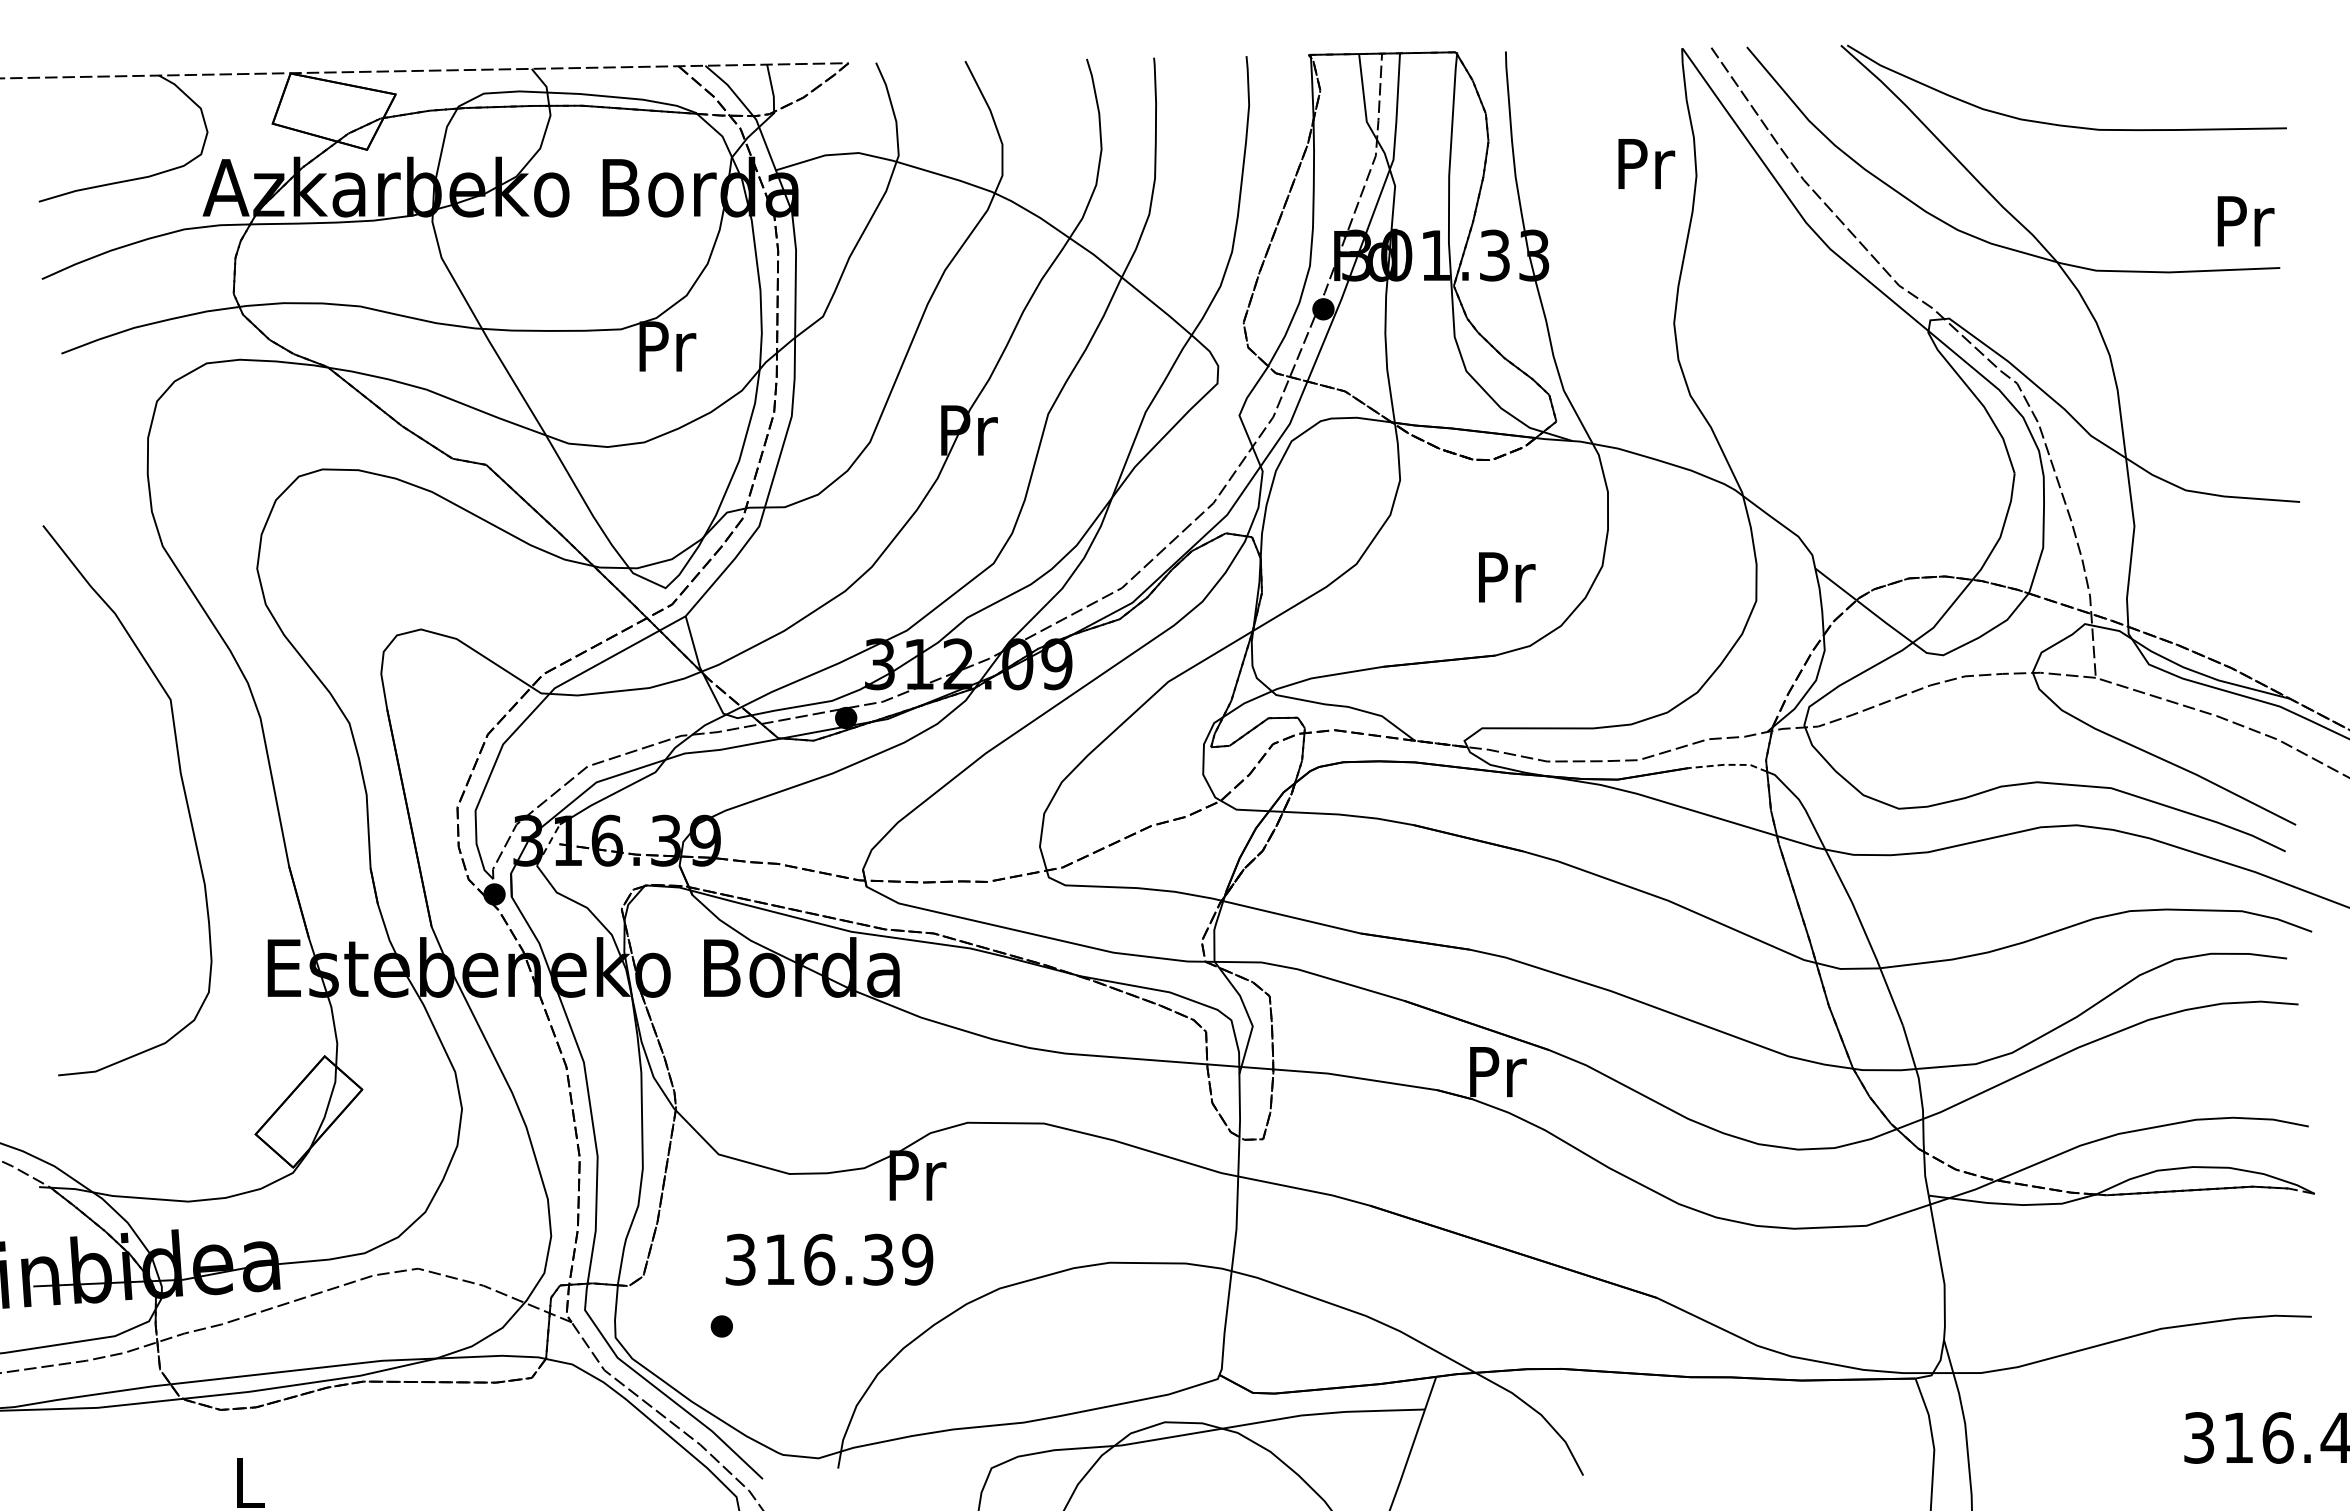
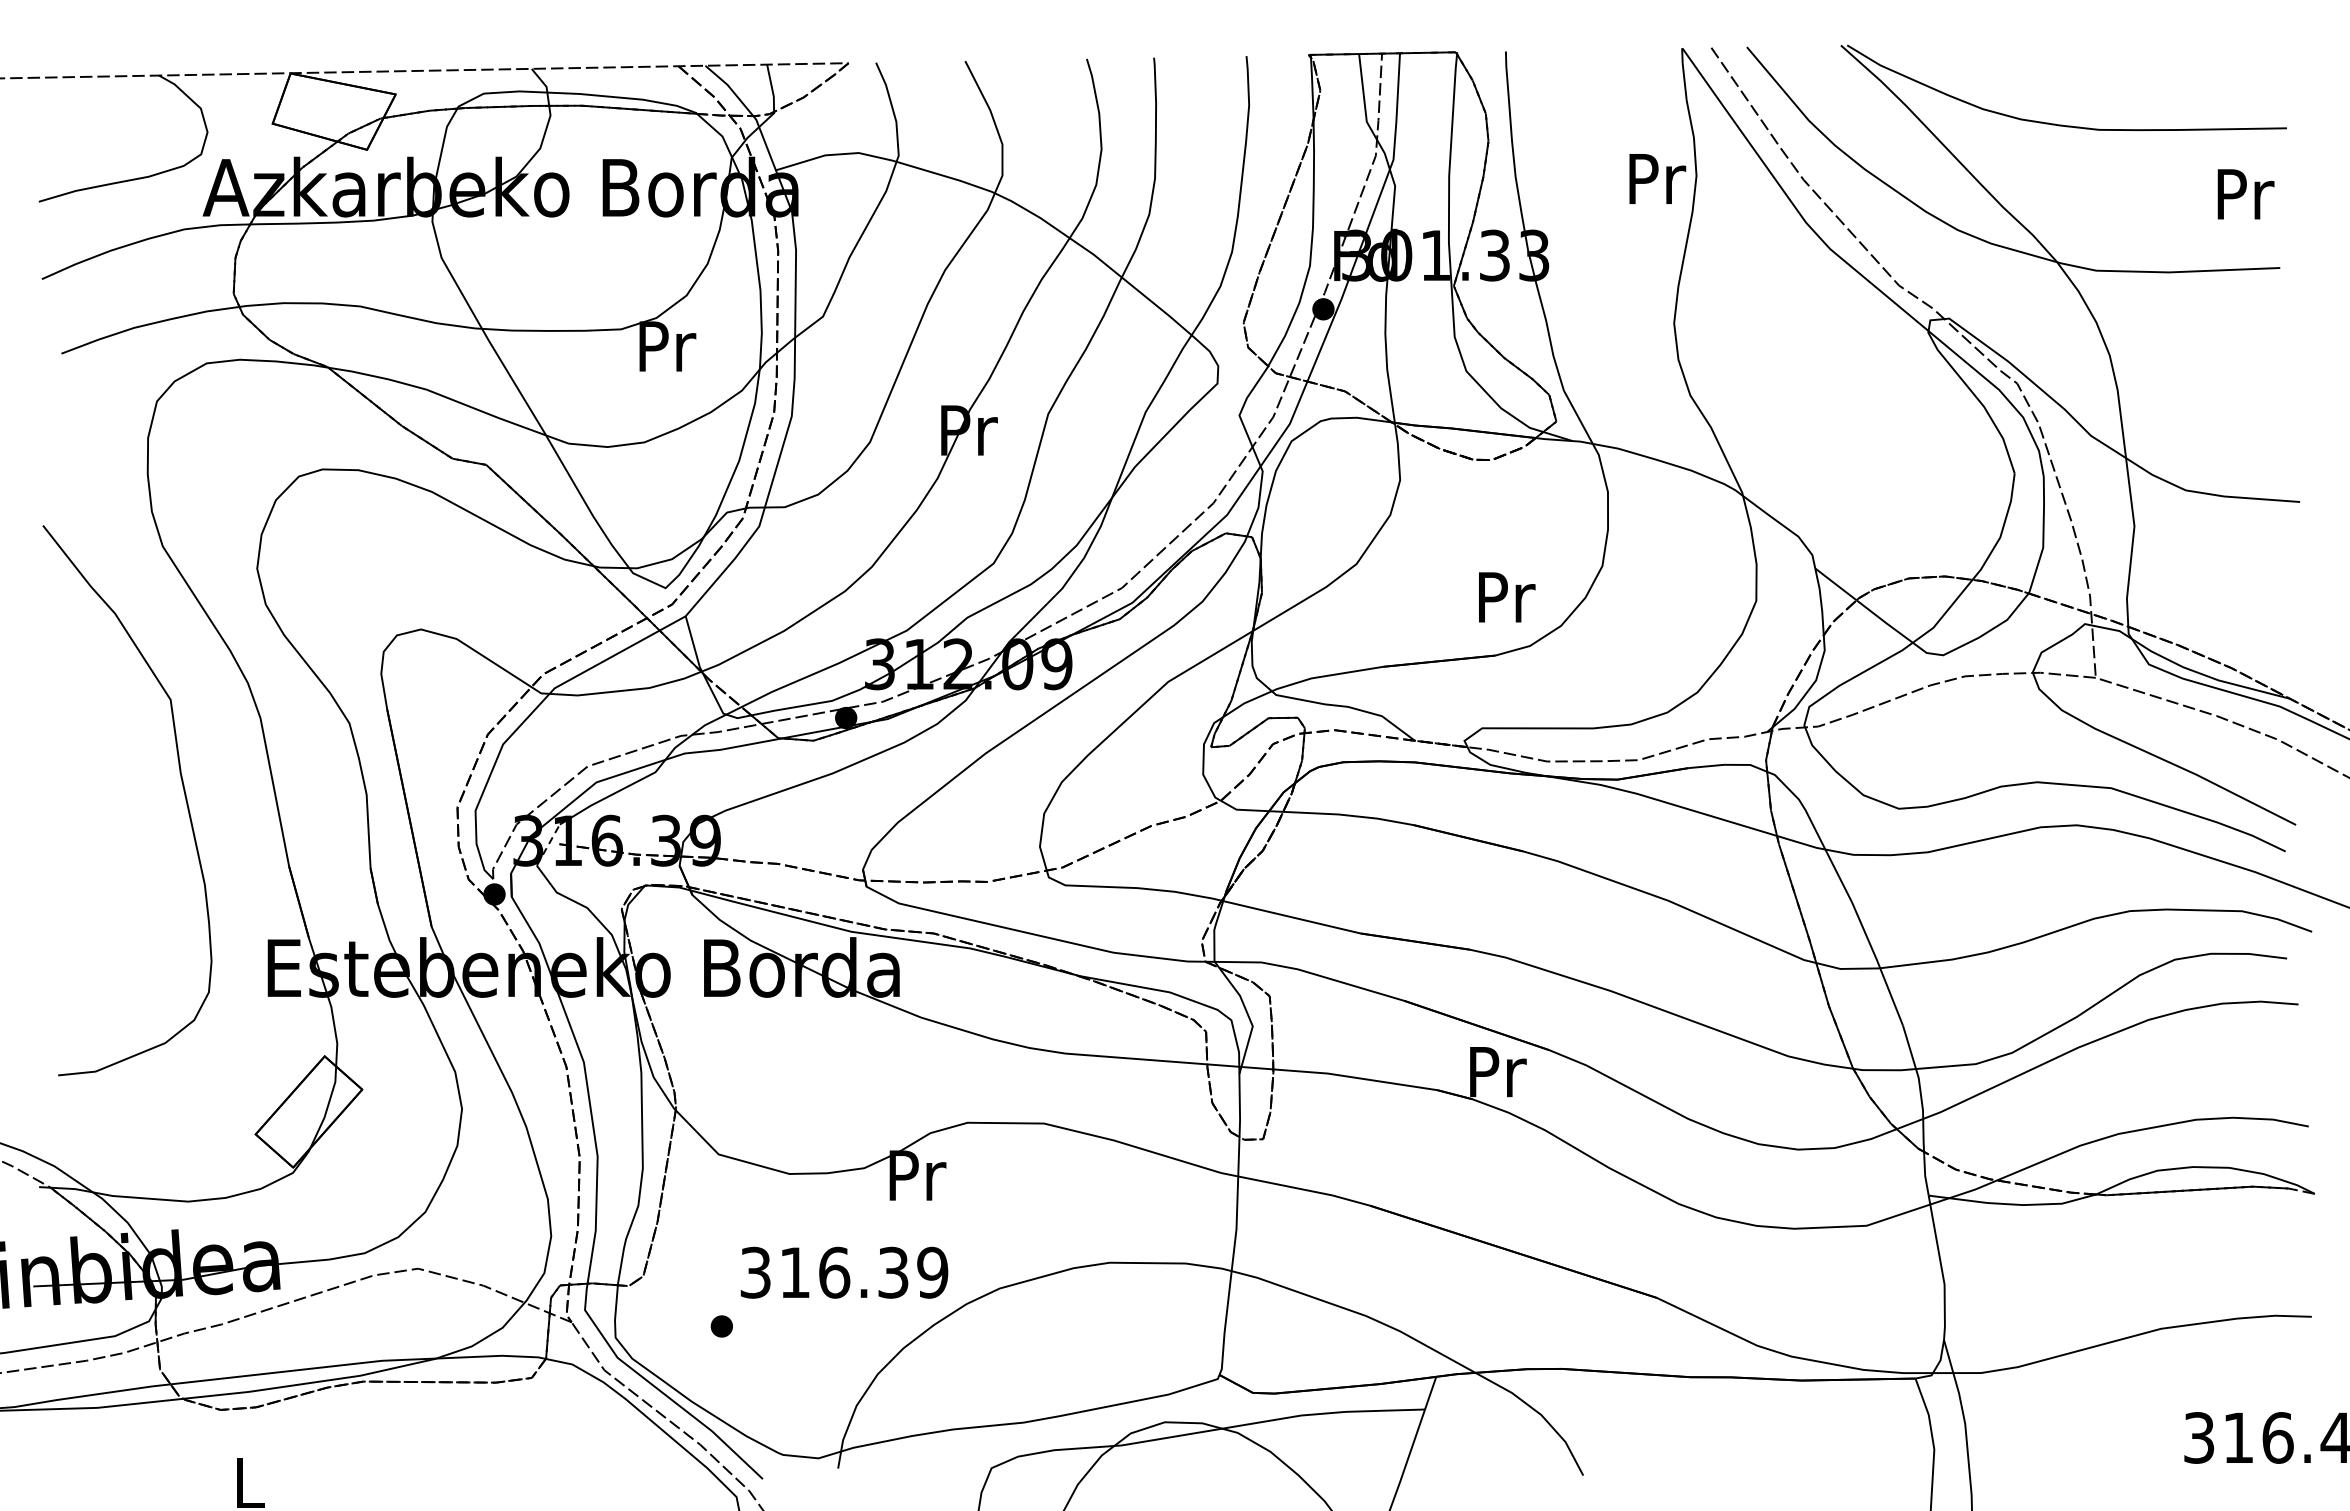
text position: (1646, 163) -> (1657, 178) (1657, 178)
text position: (2245, 221) -> (2245, 194) (2245, 194)
text position: (1507, 577) -> (1507, 597) (1507, 597)
line: dashed -> solid (1728, 764)
text position: (829, 1259) -> (844, 1272) (844, 1272)
